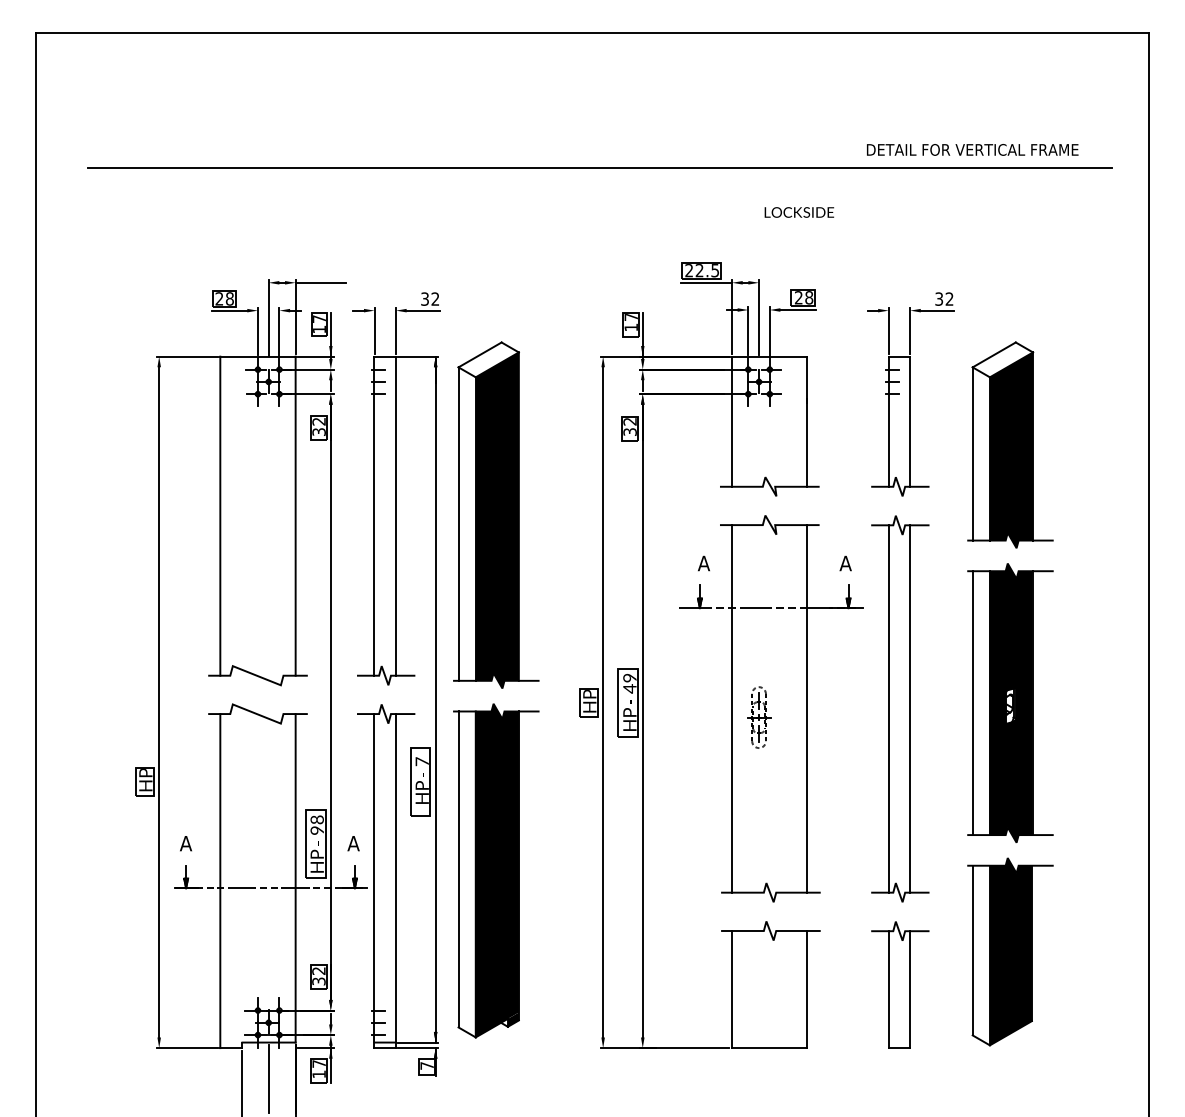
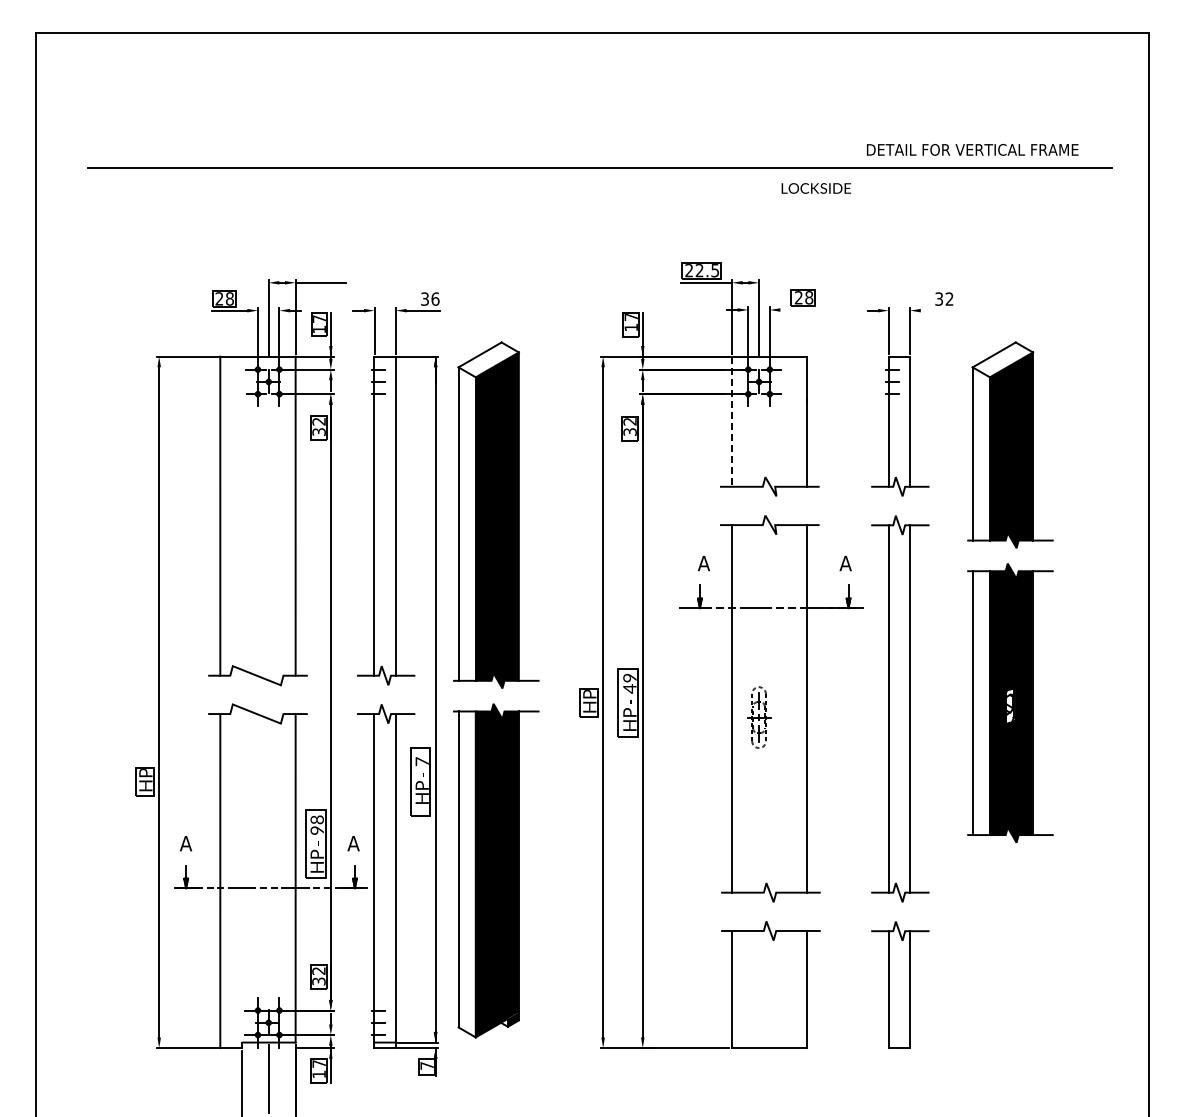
text position: (799, 212) -> (816, 188) (816, 188)
text: 32 -> 36 (435, 298)
line: present -> none (797, 310)
line: present -> none (937, 310)
line: solid -> dashed (732, 422)
part: present -> none (1010, 951)
